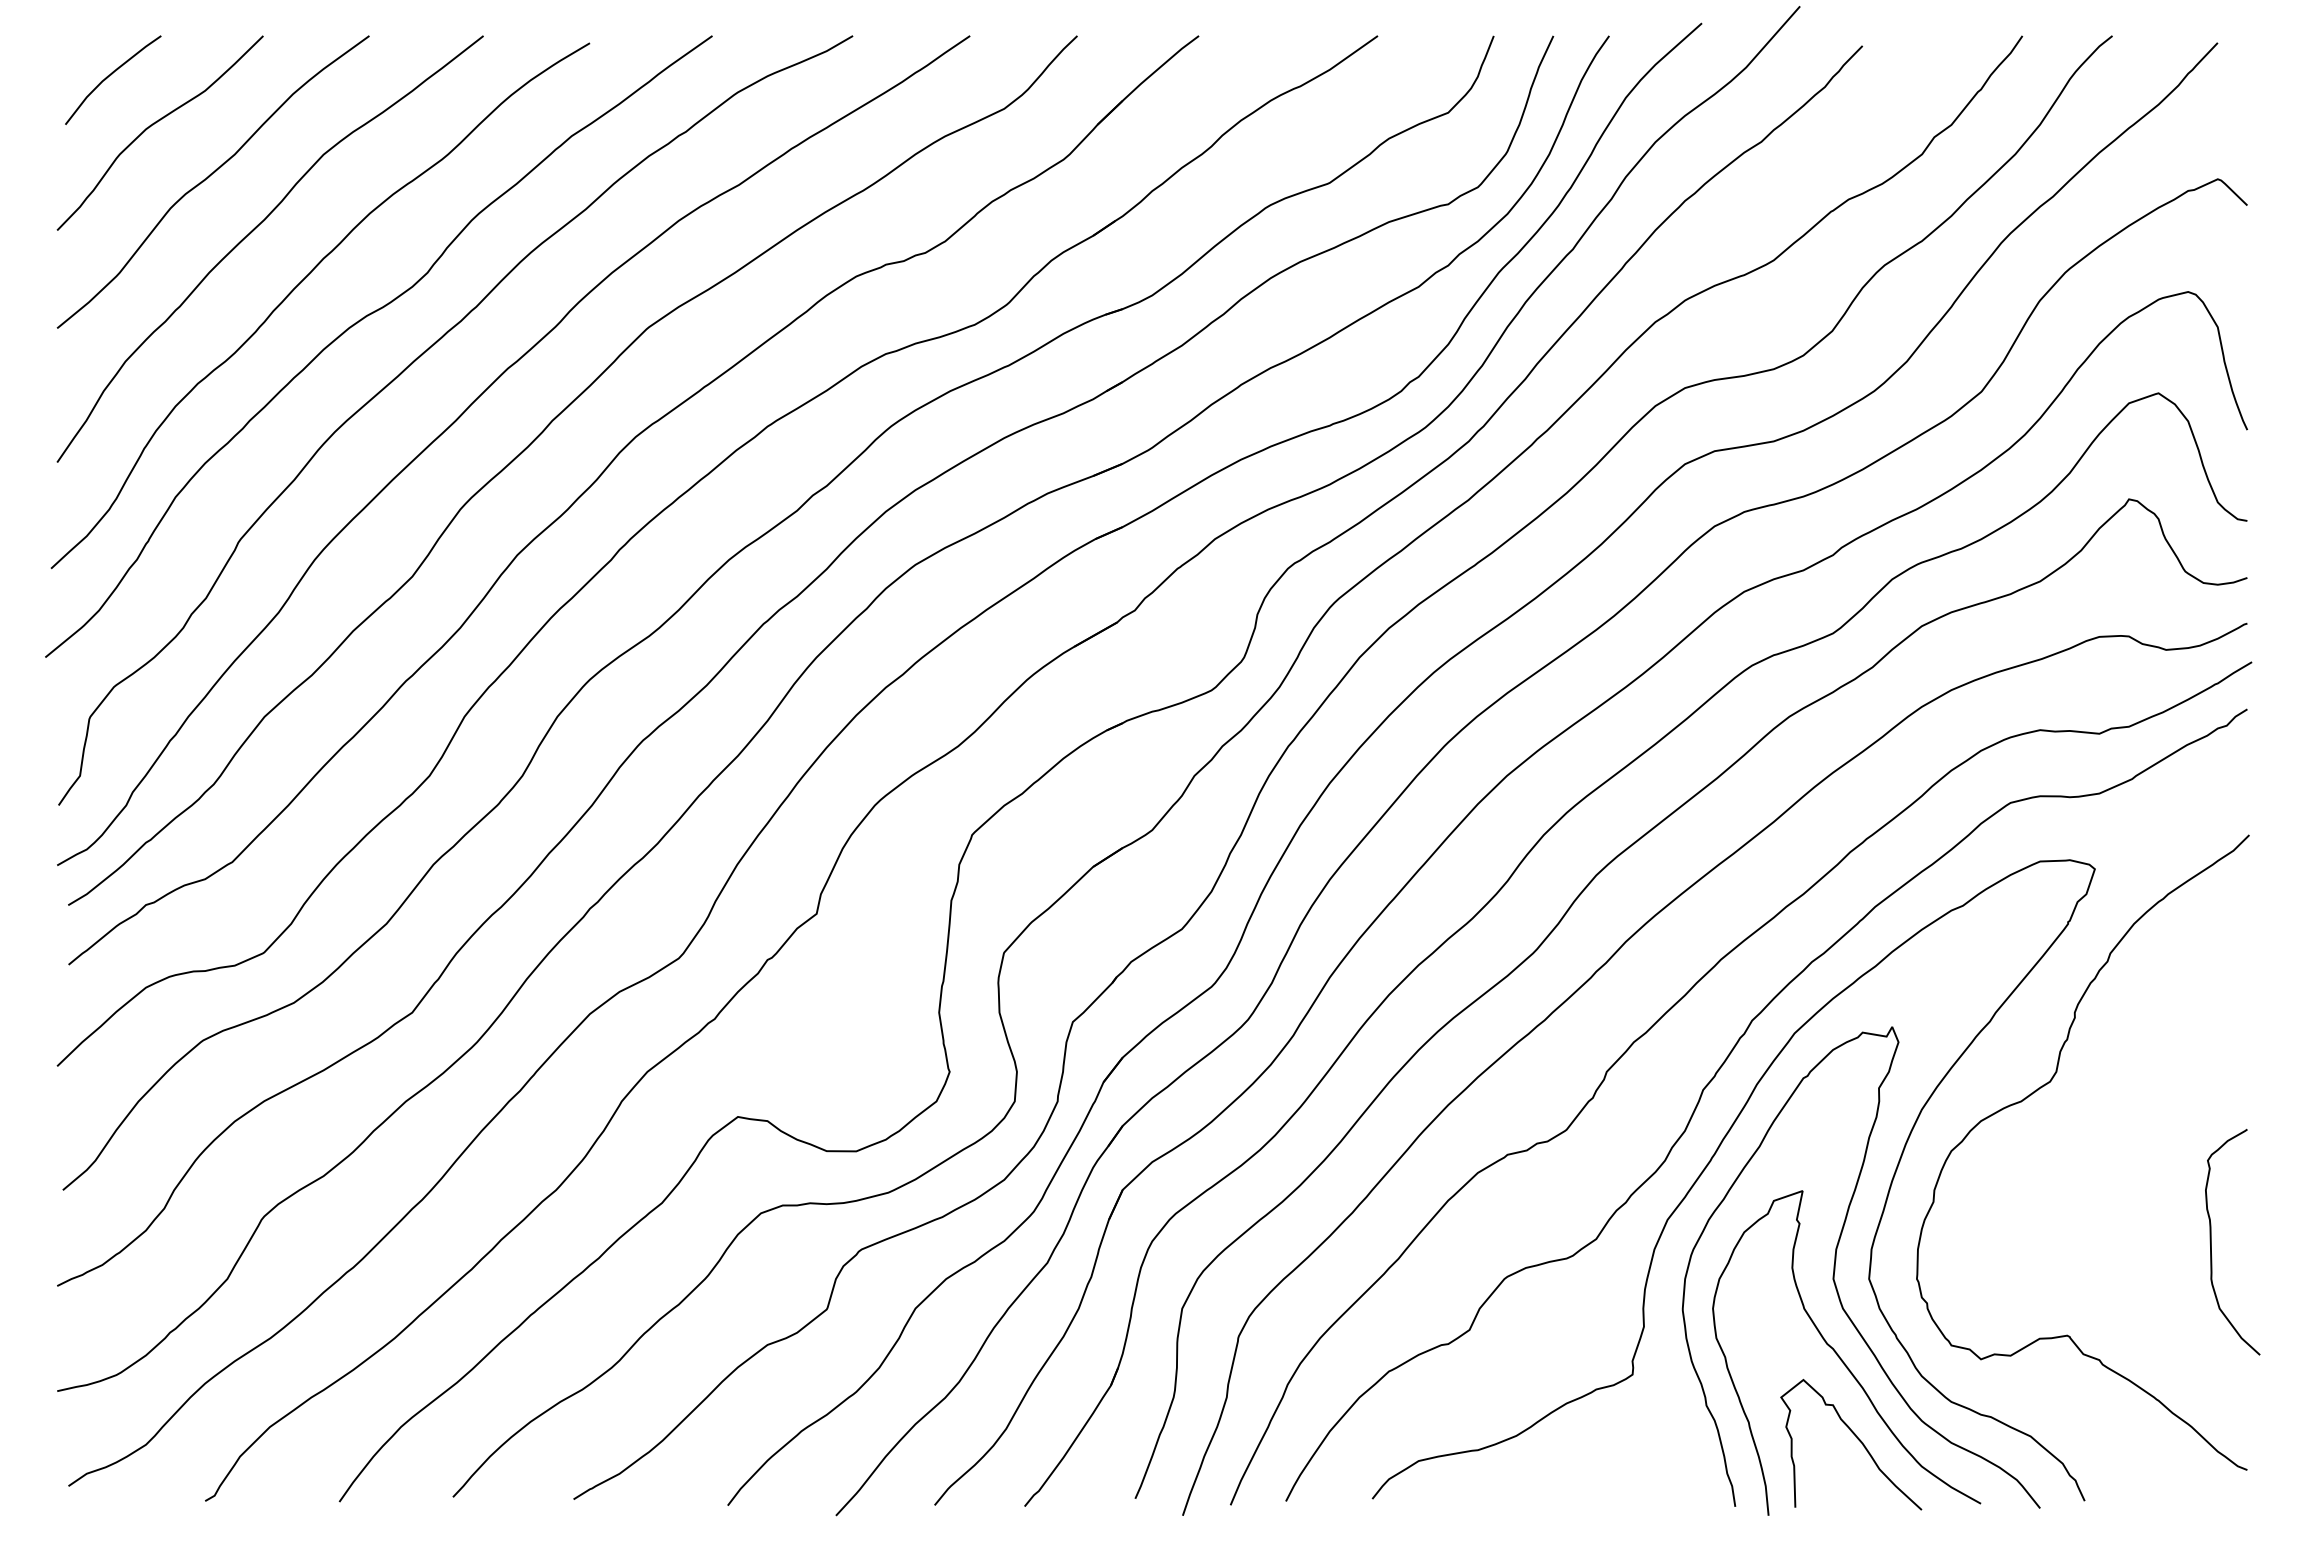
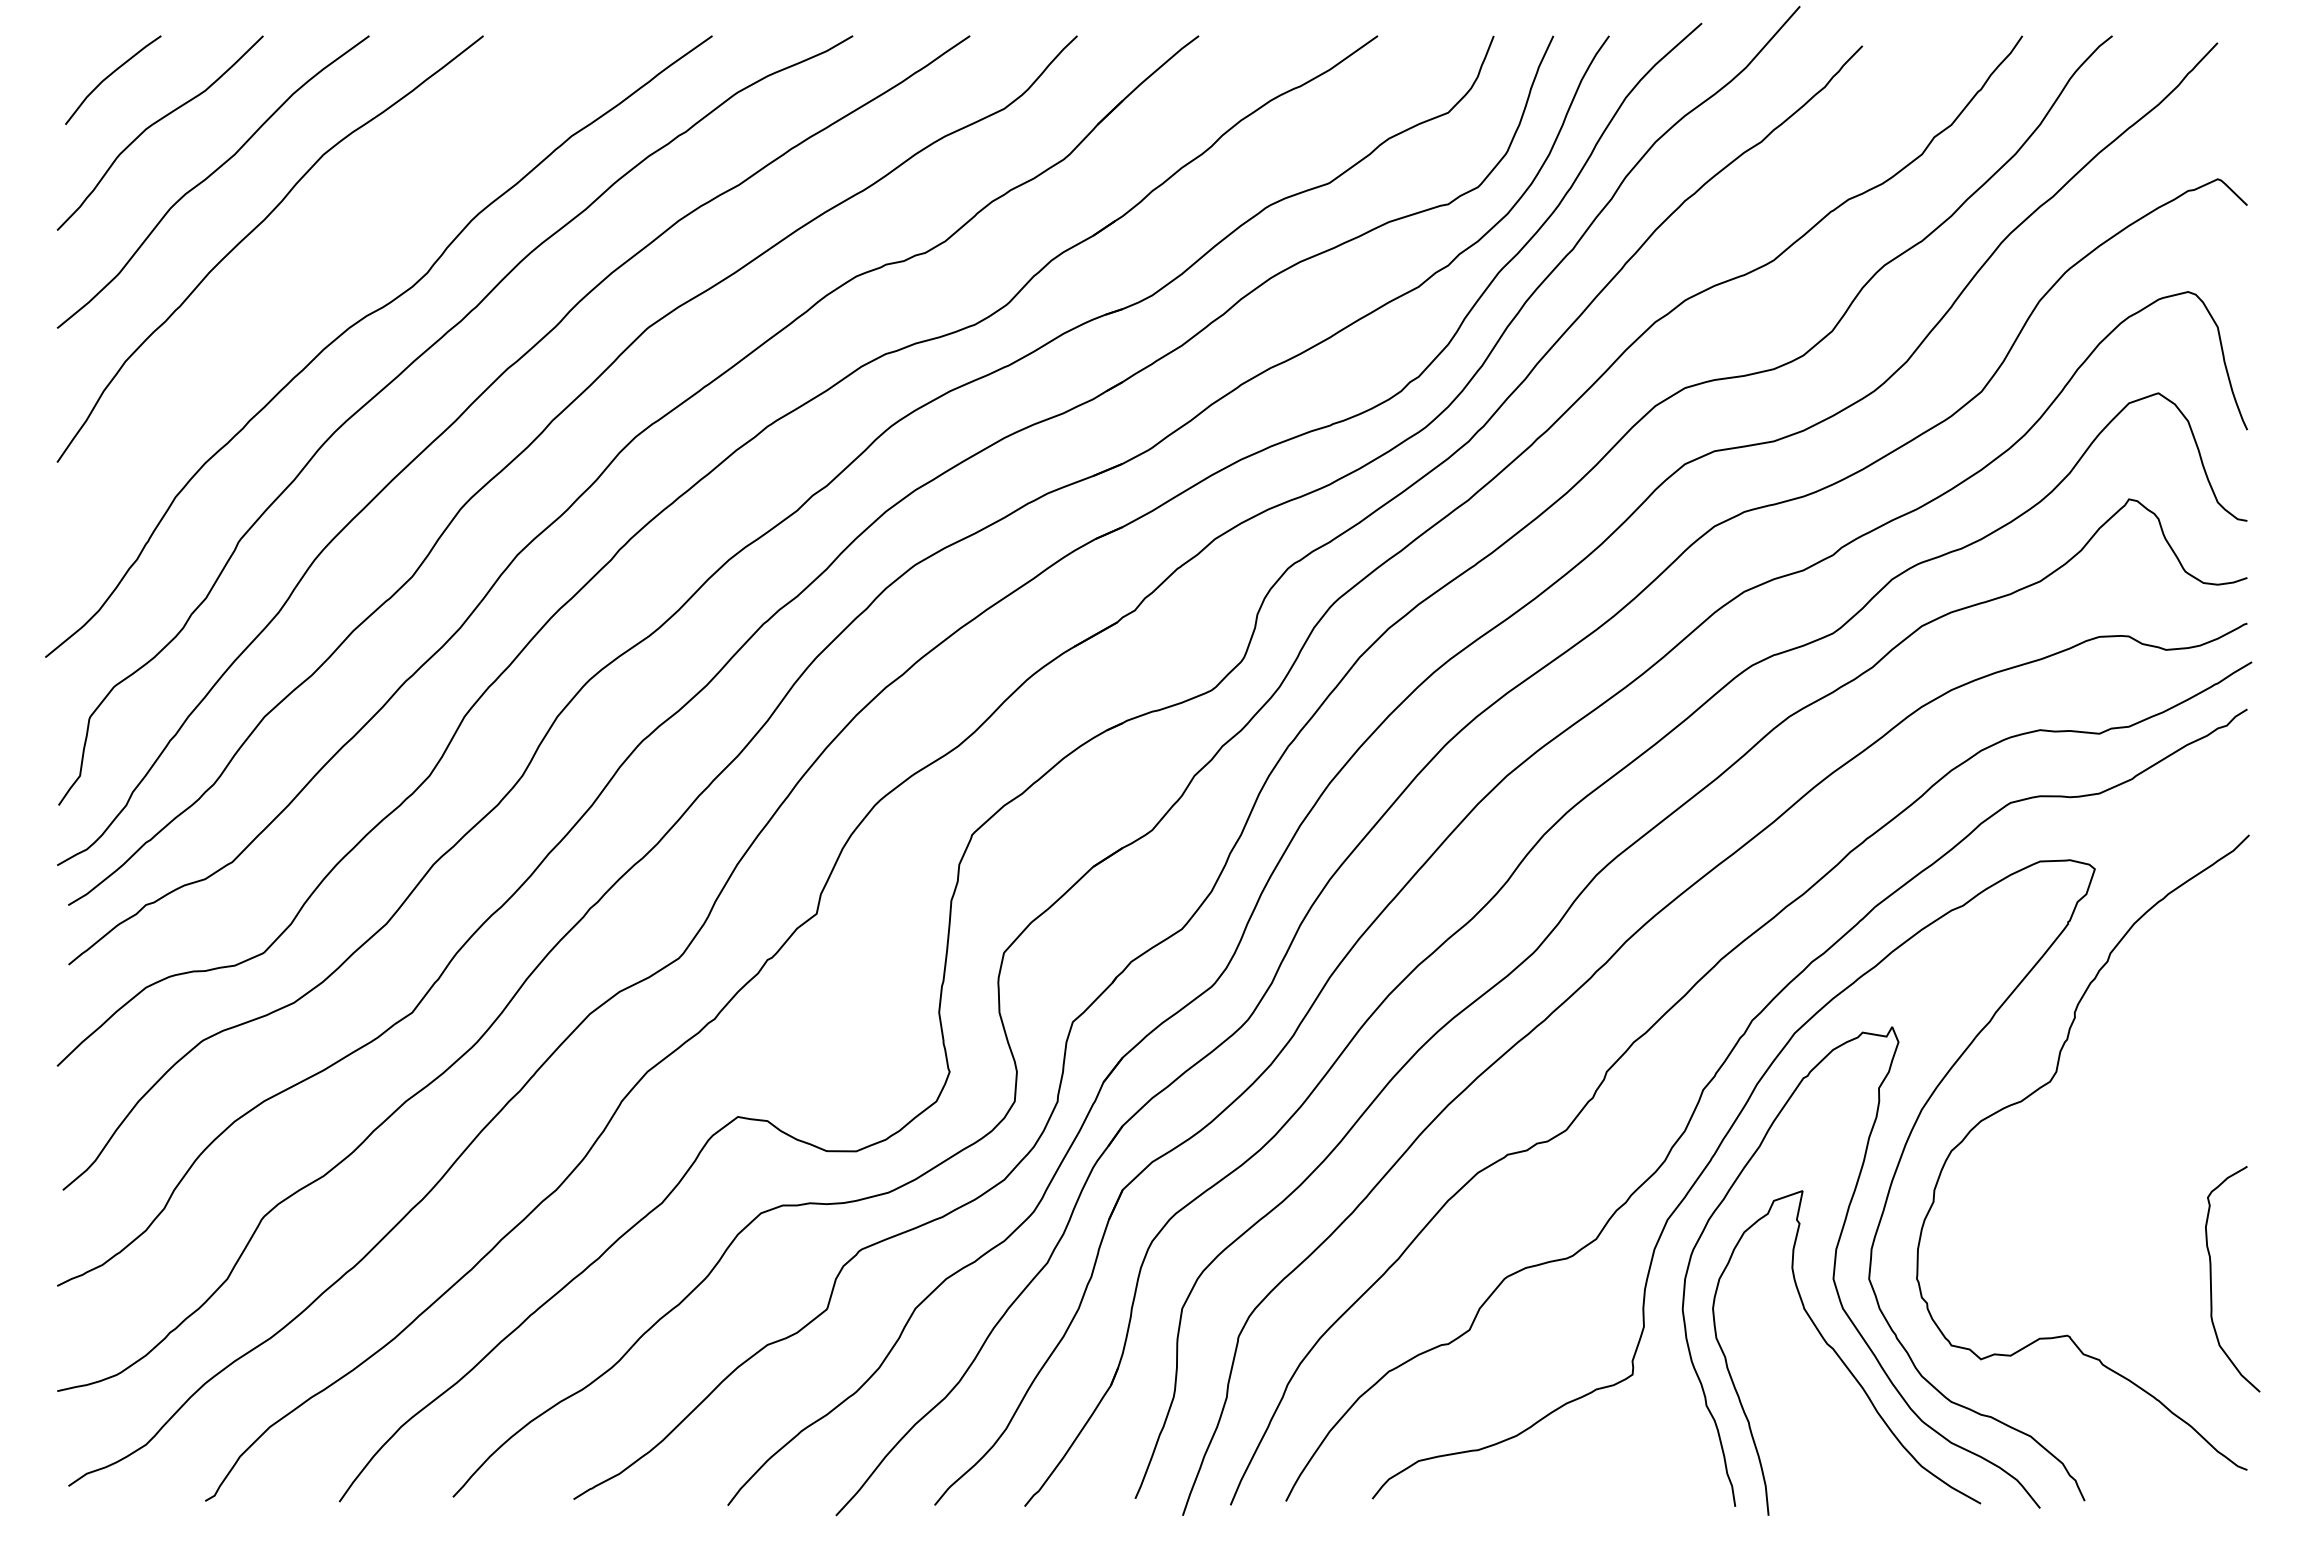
curve: present -> none (299, 284)
curve position: (2211, 1241) -> (2211, 1278) (2211, 1278)
curve: present -> none (1856, 1438)
